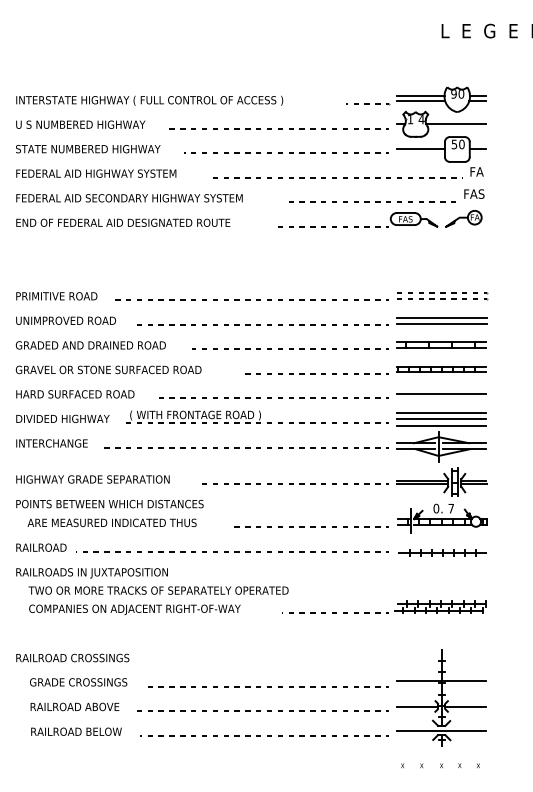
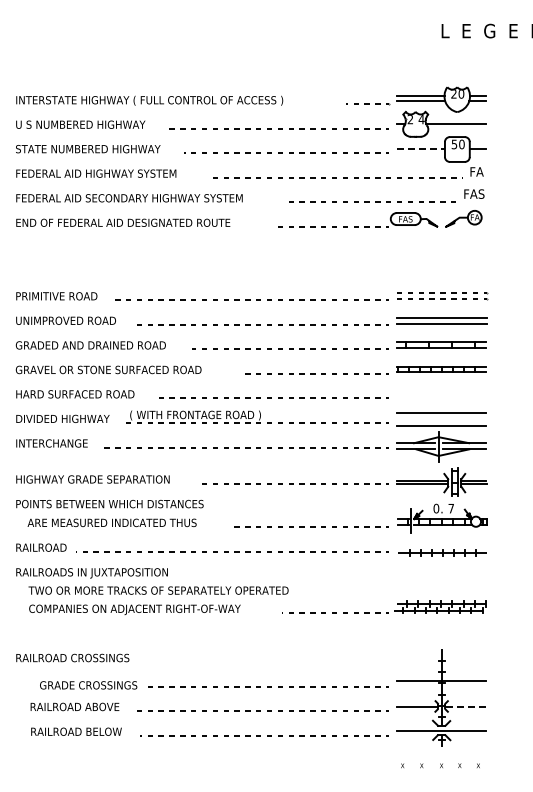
text: 90 -> 20 (453, 94)
text: 1 -> 2 (409, 119)
line: solid -> dashed (421, 148)
line: present -> none (441, 393)
line: present -> none (441, 418)
text position: (78, 682) -> (88, 685) (88, 685)
line: solid -> dashed (466, 706)
